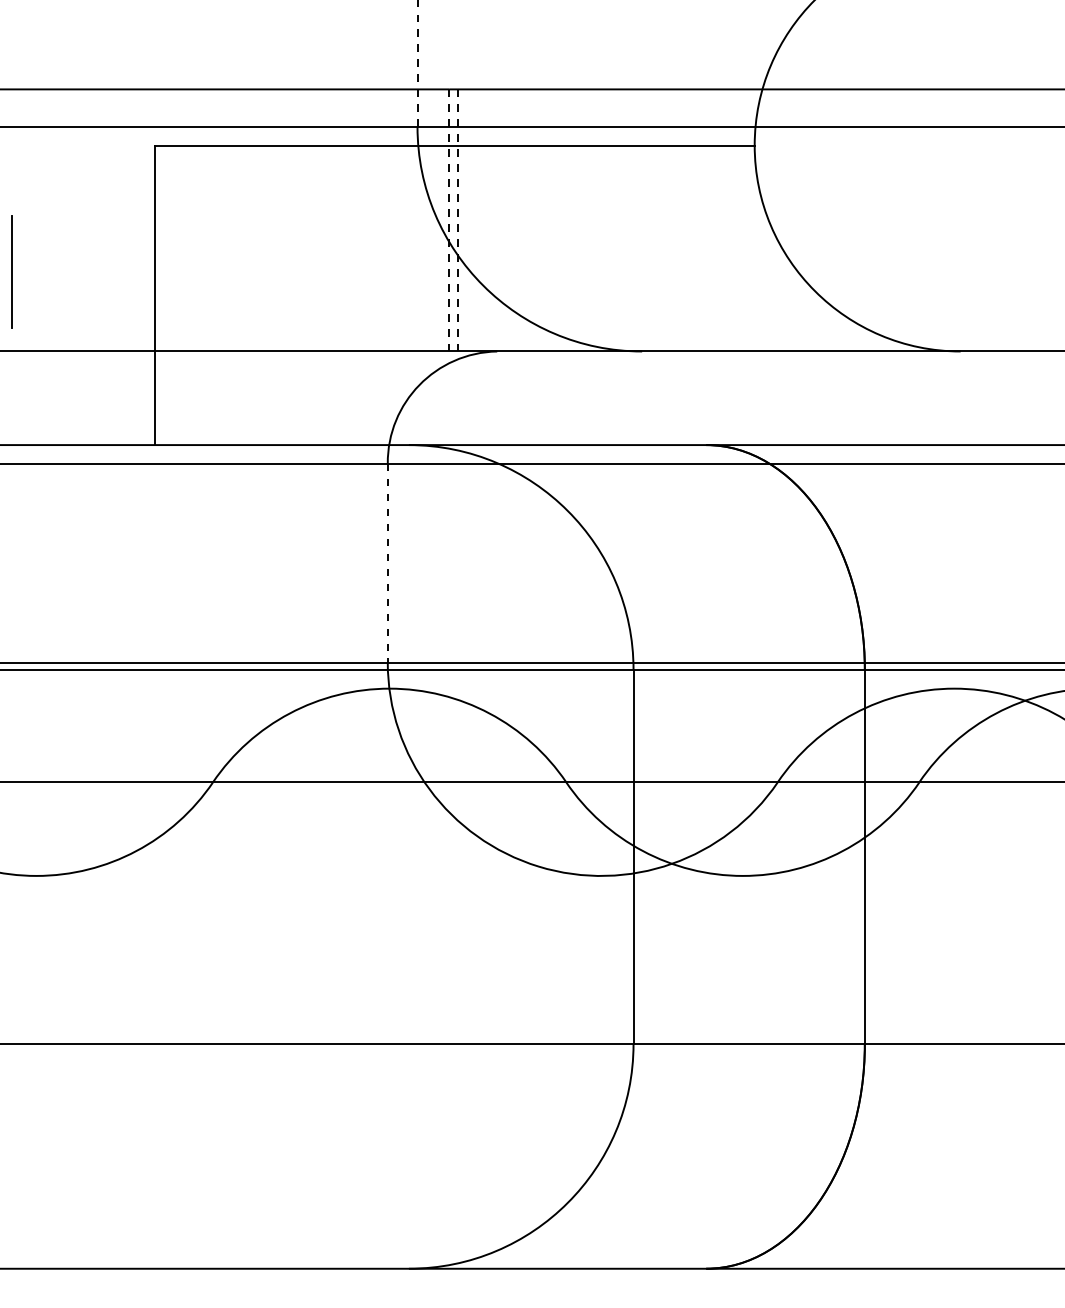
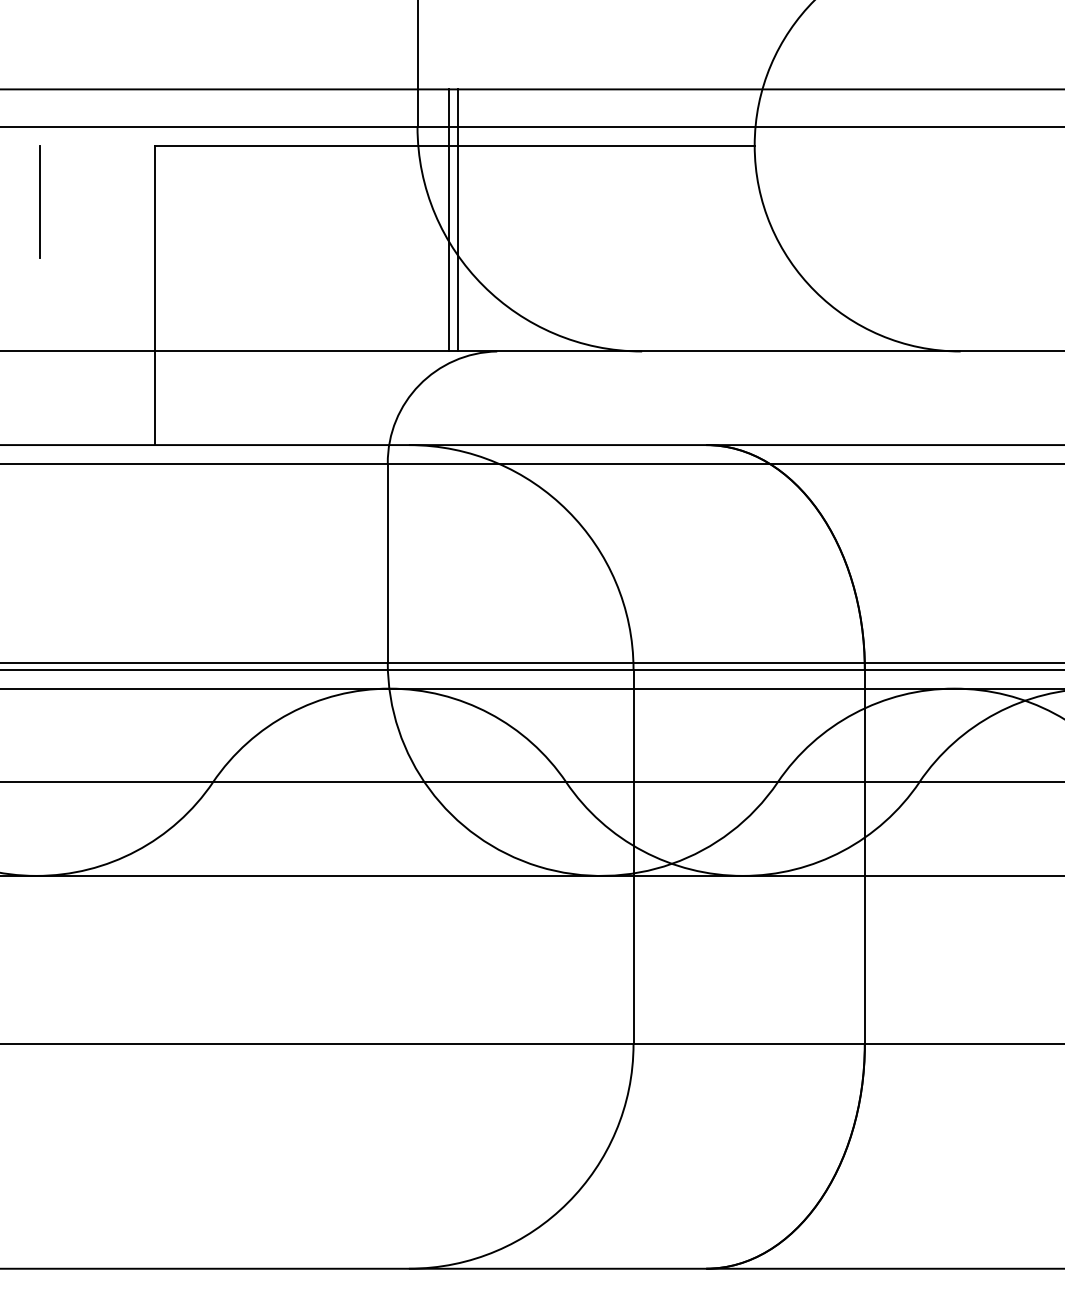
line: dashed -> solid (417, 63)
line: dashed -> solid (449, 219)
line: dashed -> solid (457, 220)
line position: (11, 271) -> (39, 201) (39, 201)
line: dashed -> solid (387, 563)
line: none -> present (531, 688)
line: none -> present (531, 875)
